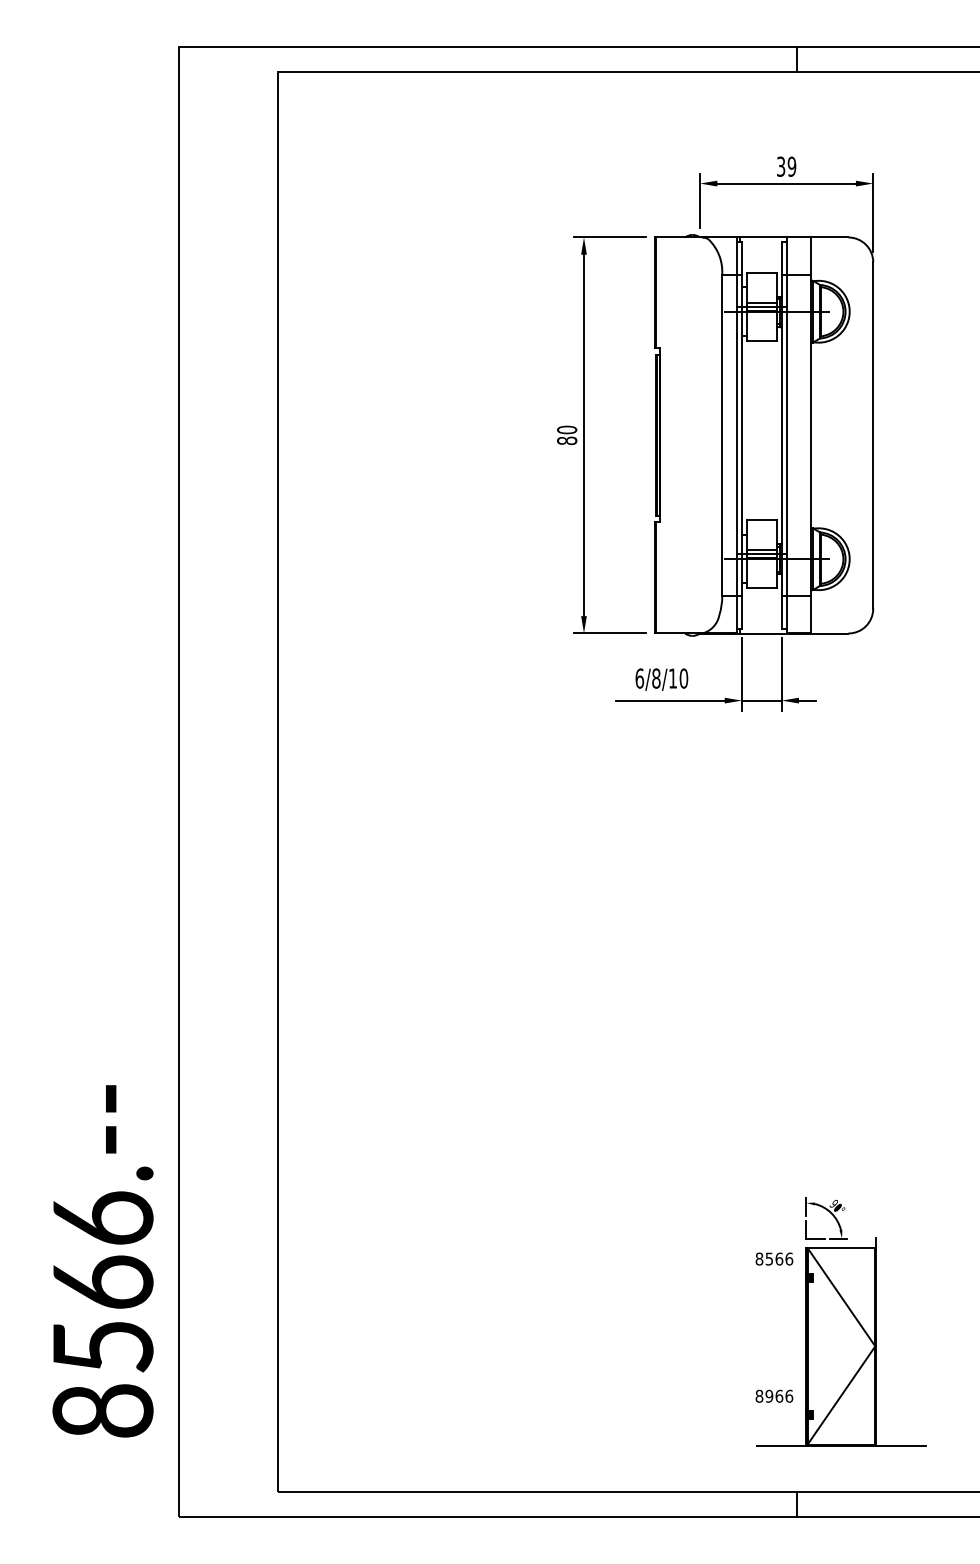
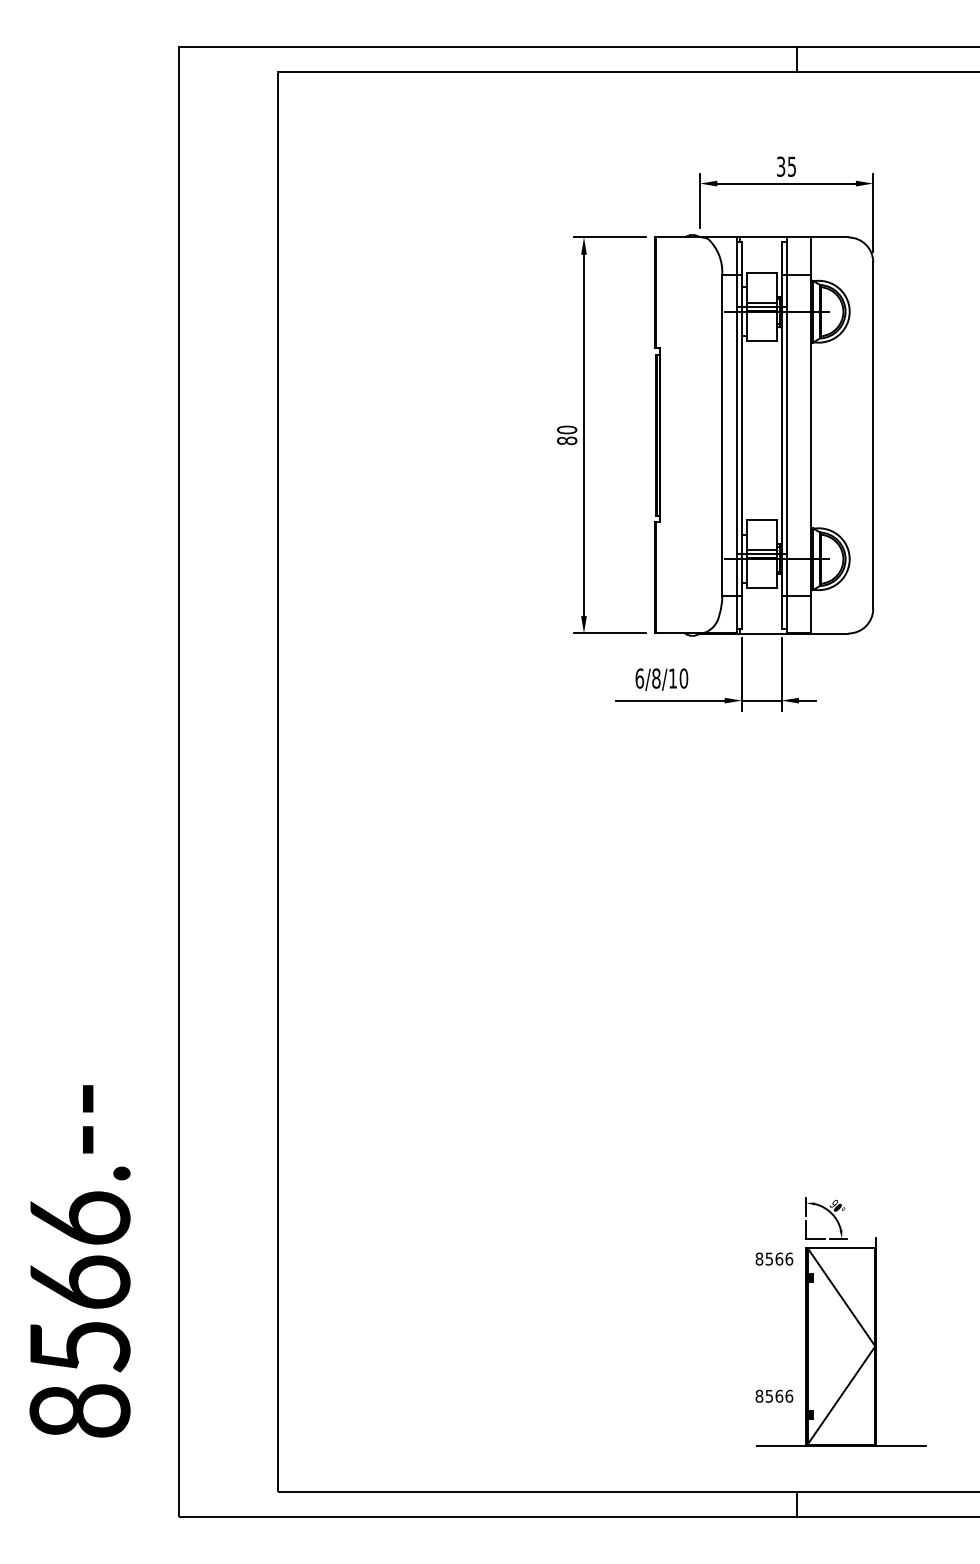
text: 39 -> 35 (791, 166)
text position: (102, 1261) -> (79, 1261) (79, 1261)
text: 8966 -> 8566 (769, 1395)
